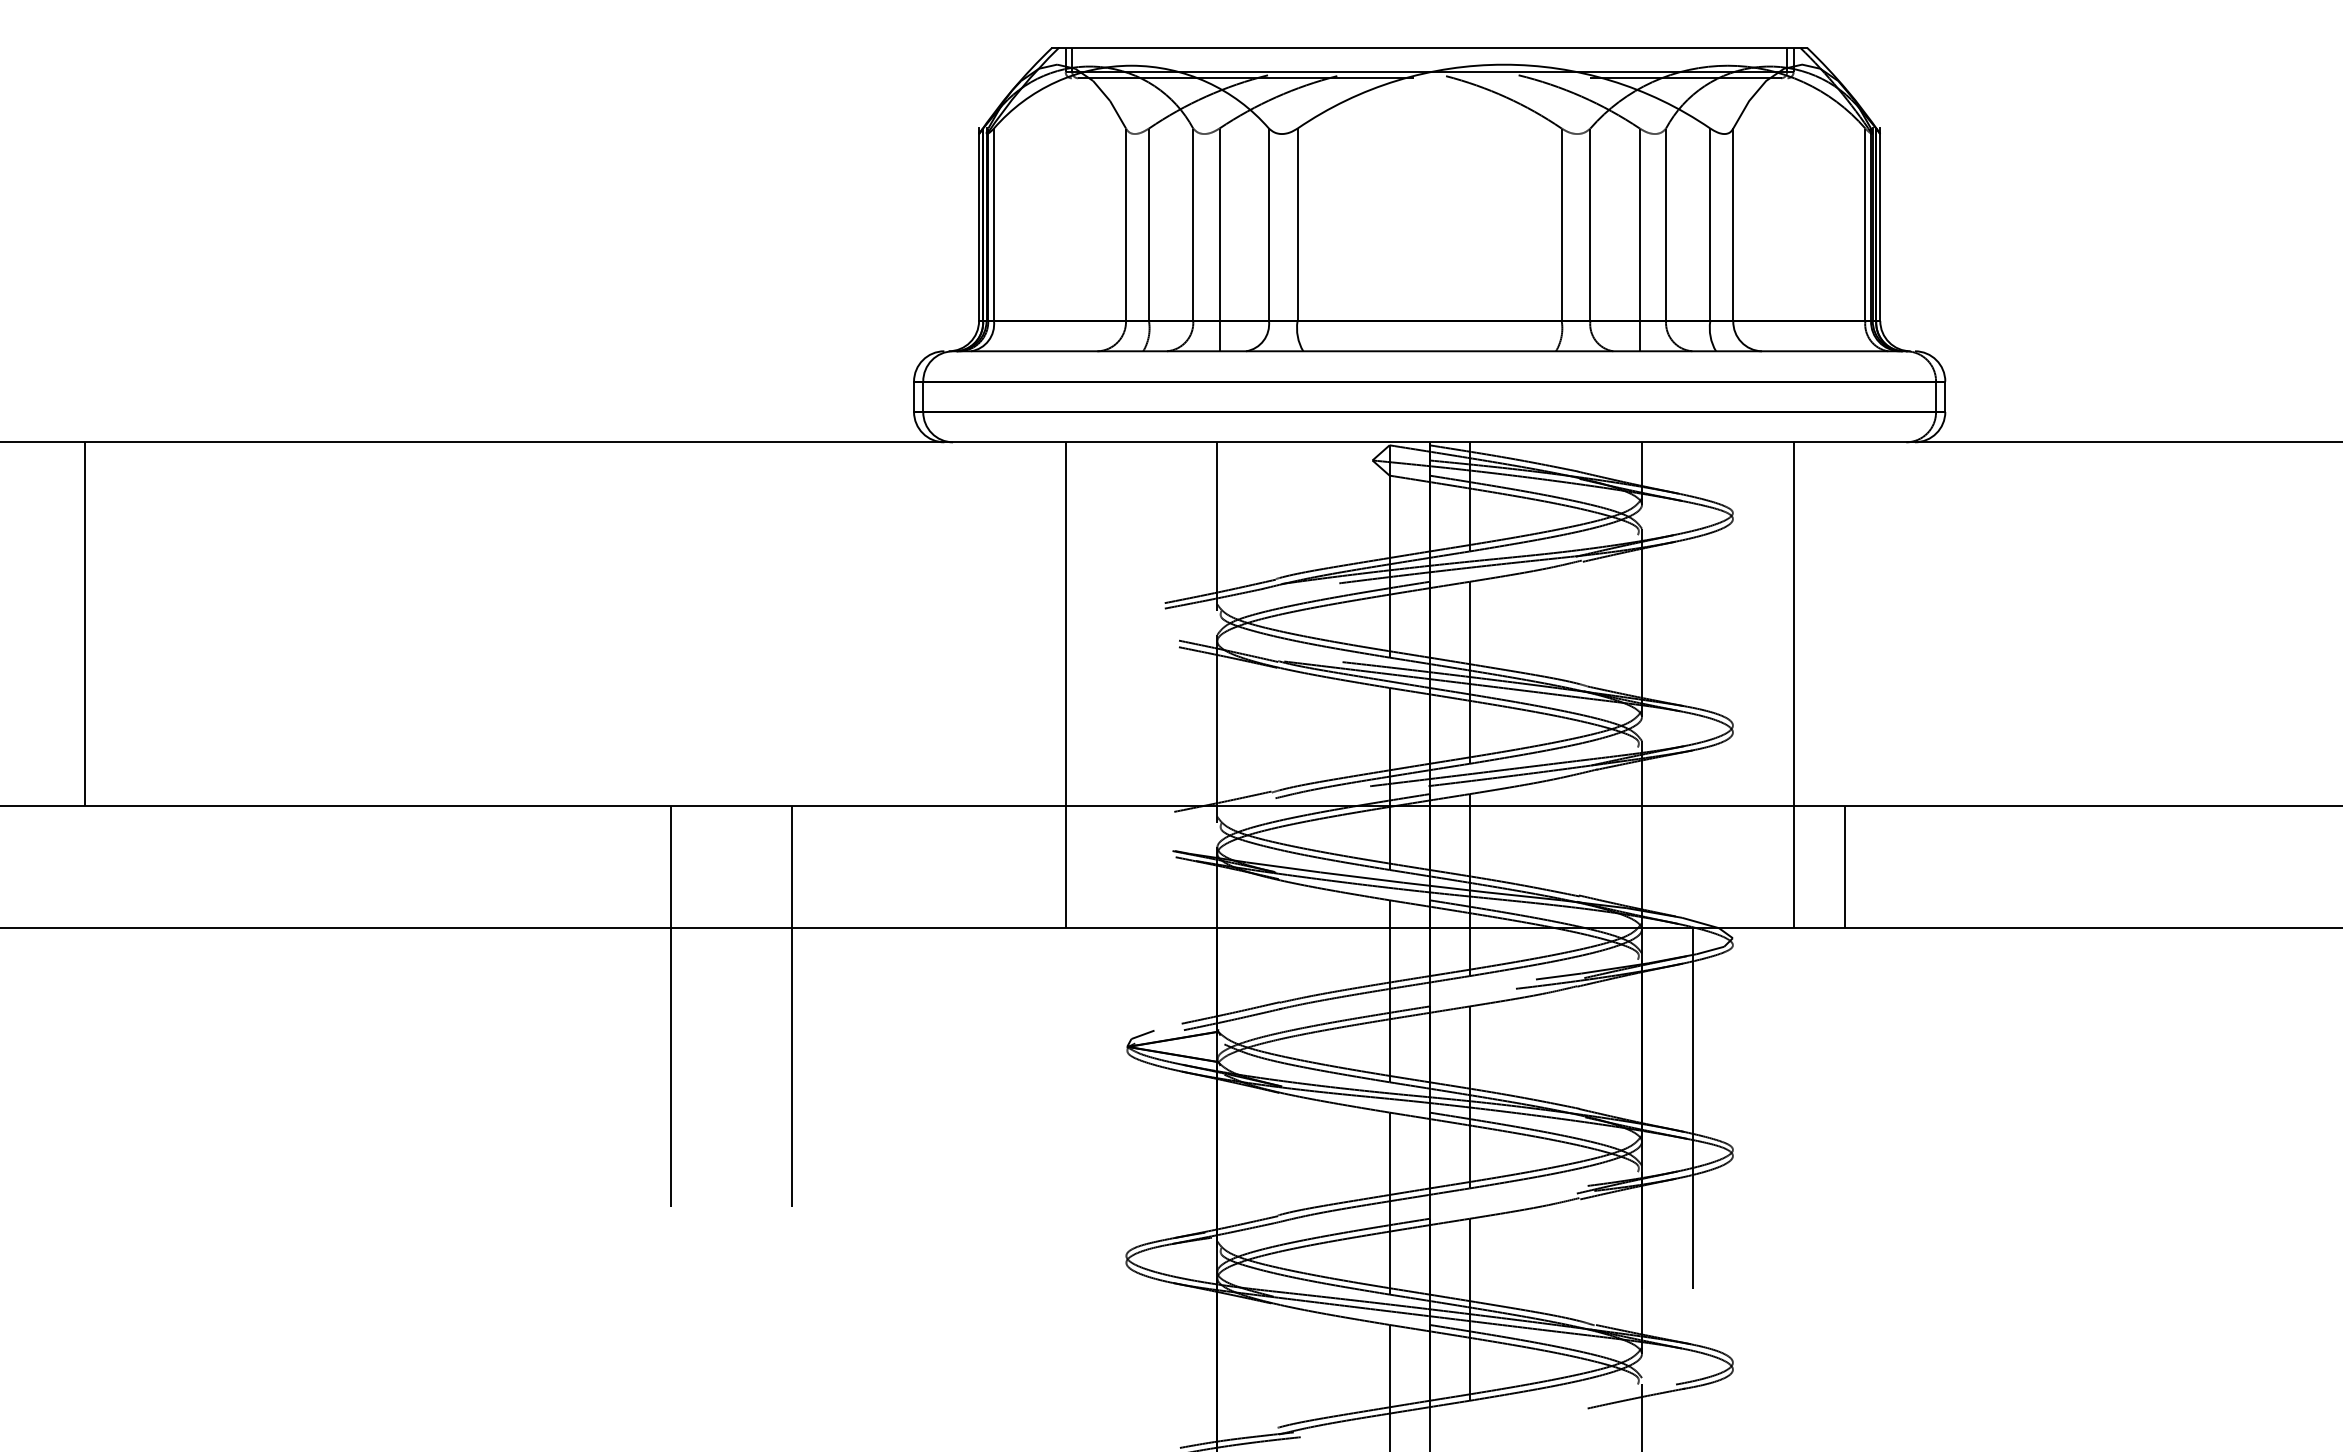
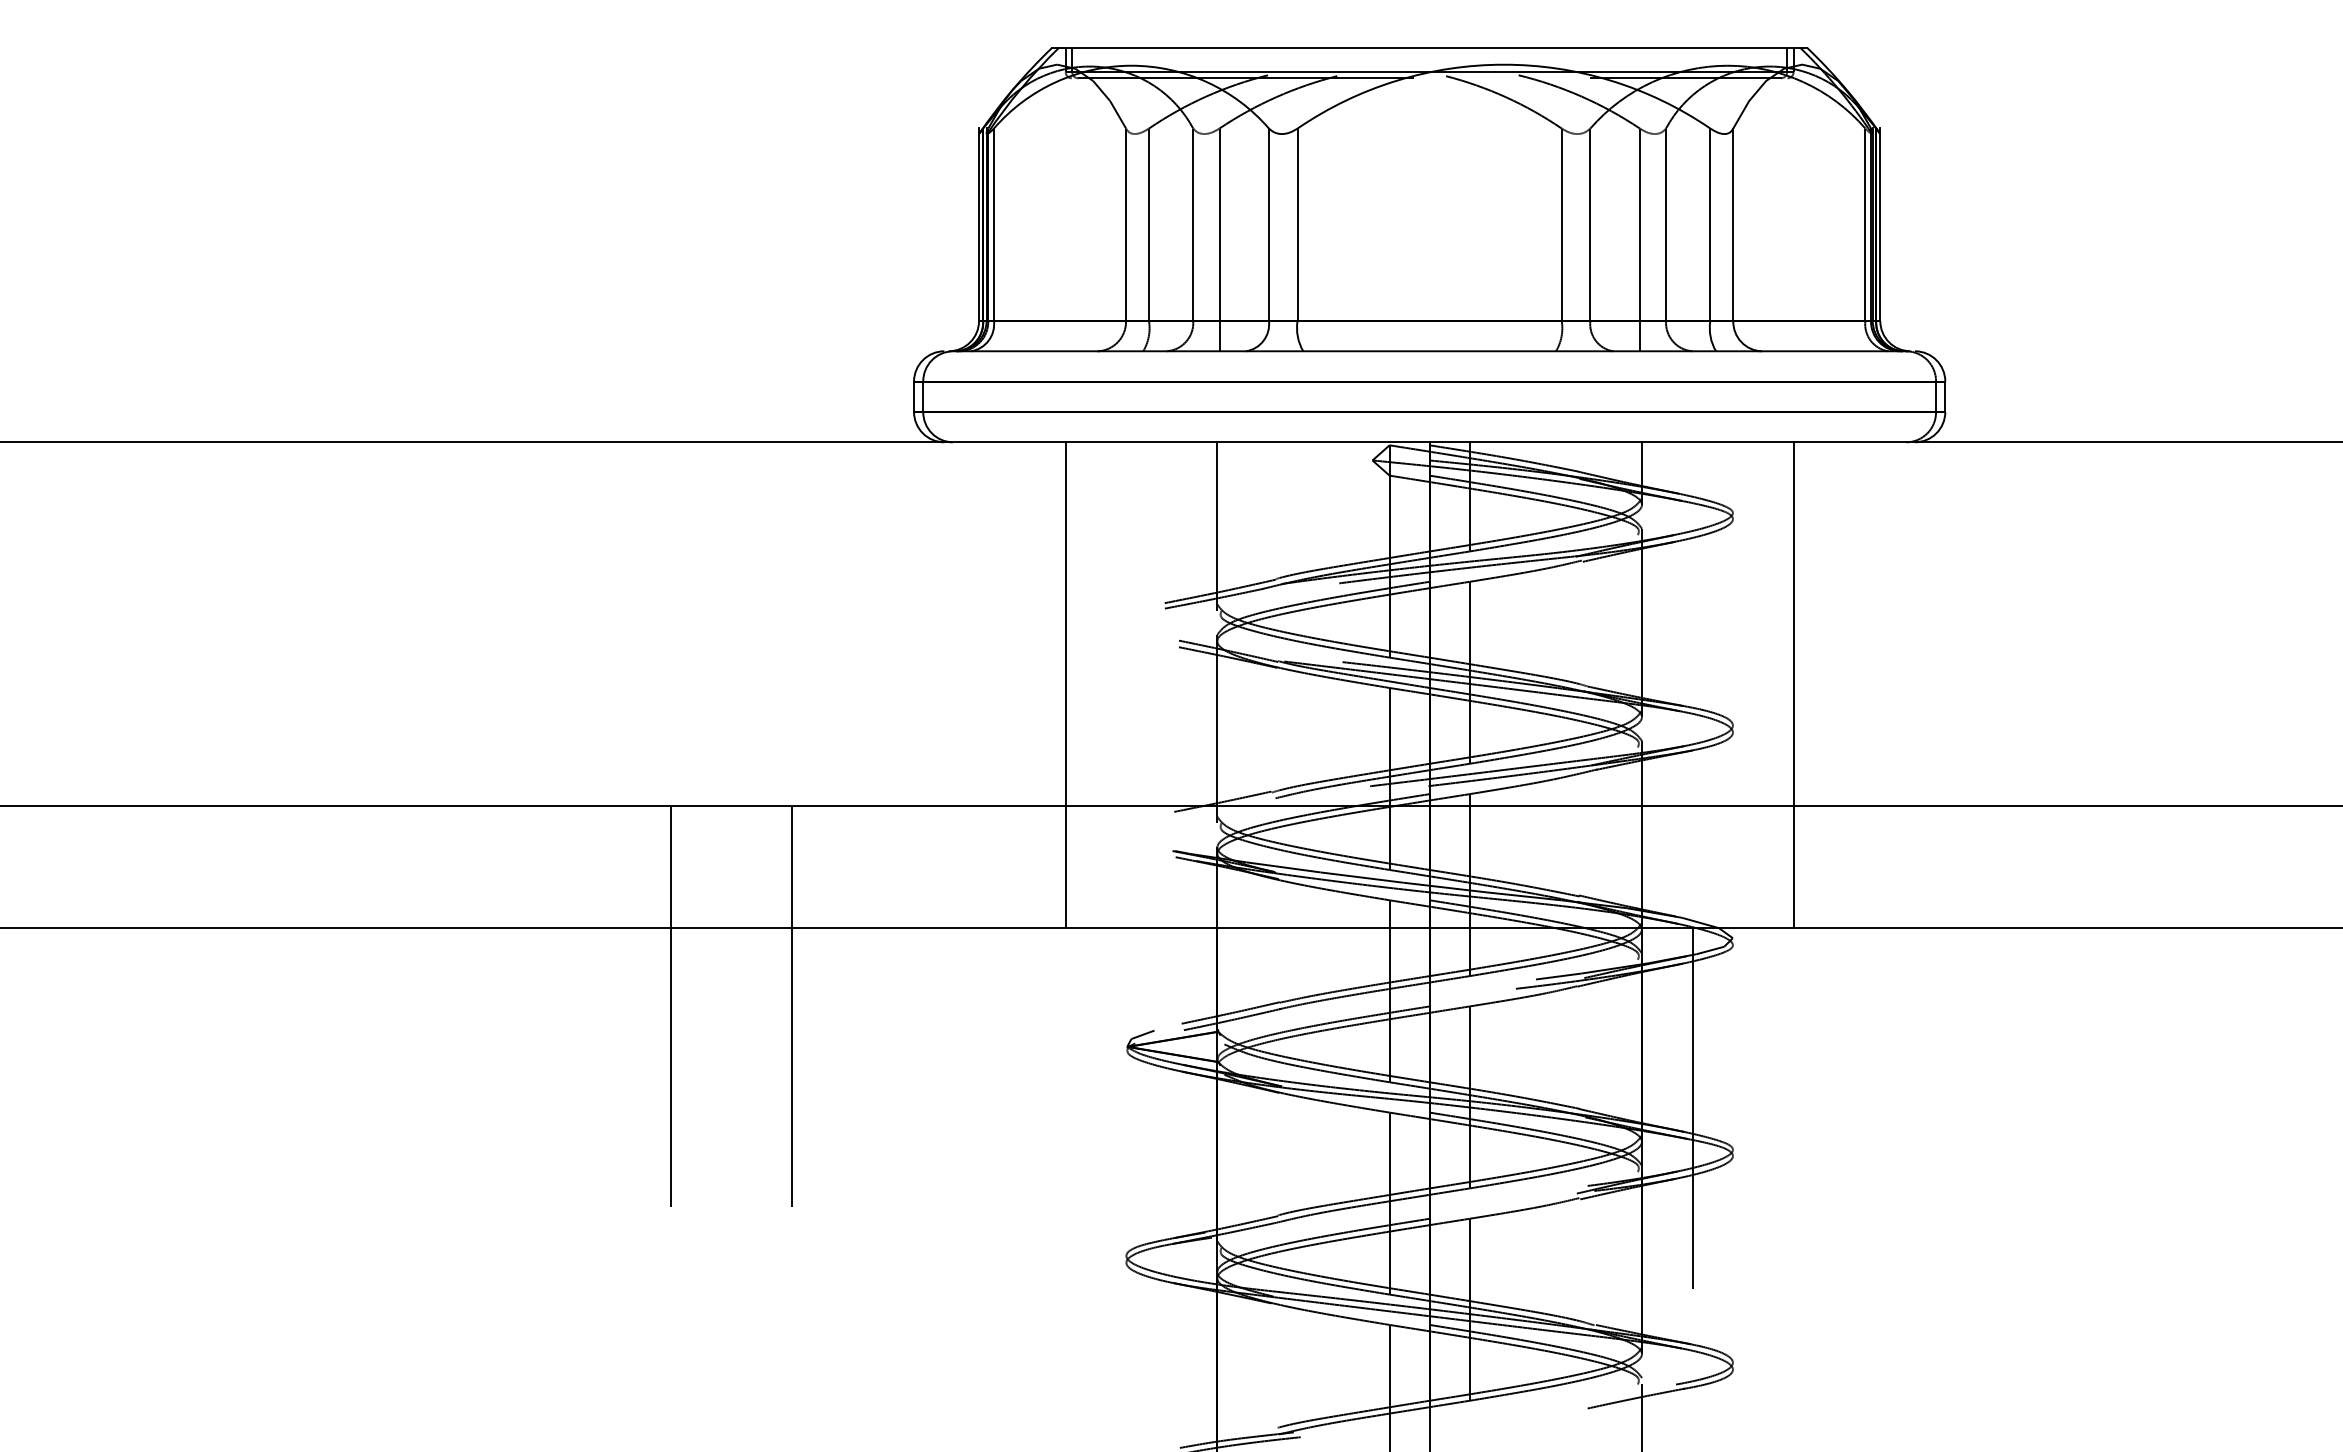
line: present -> none (85, 624)
line: present -> none (1844, 866)
